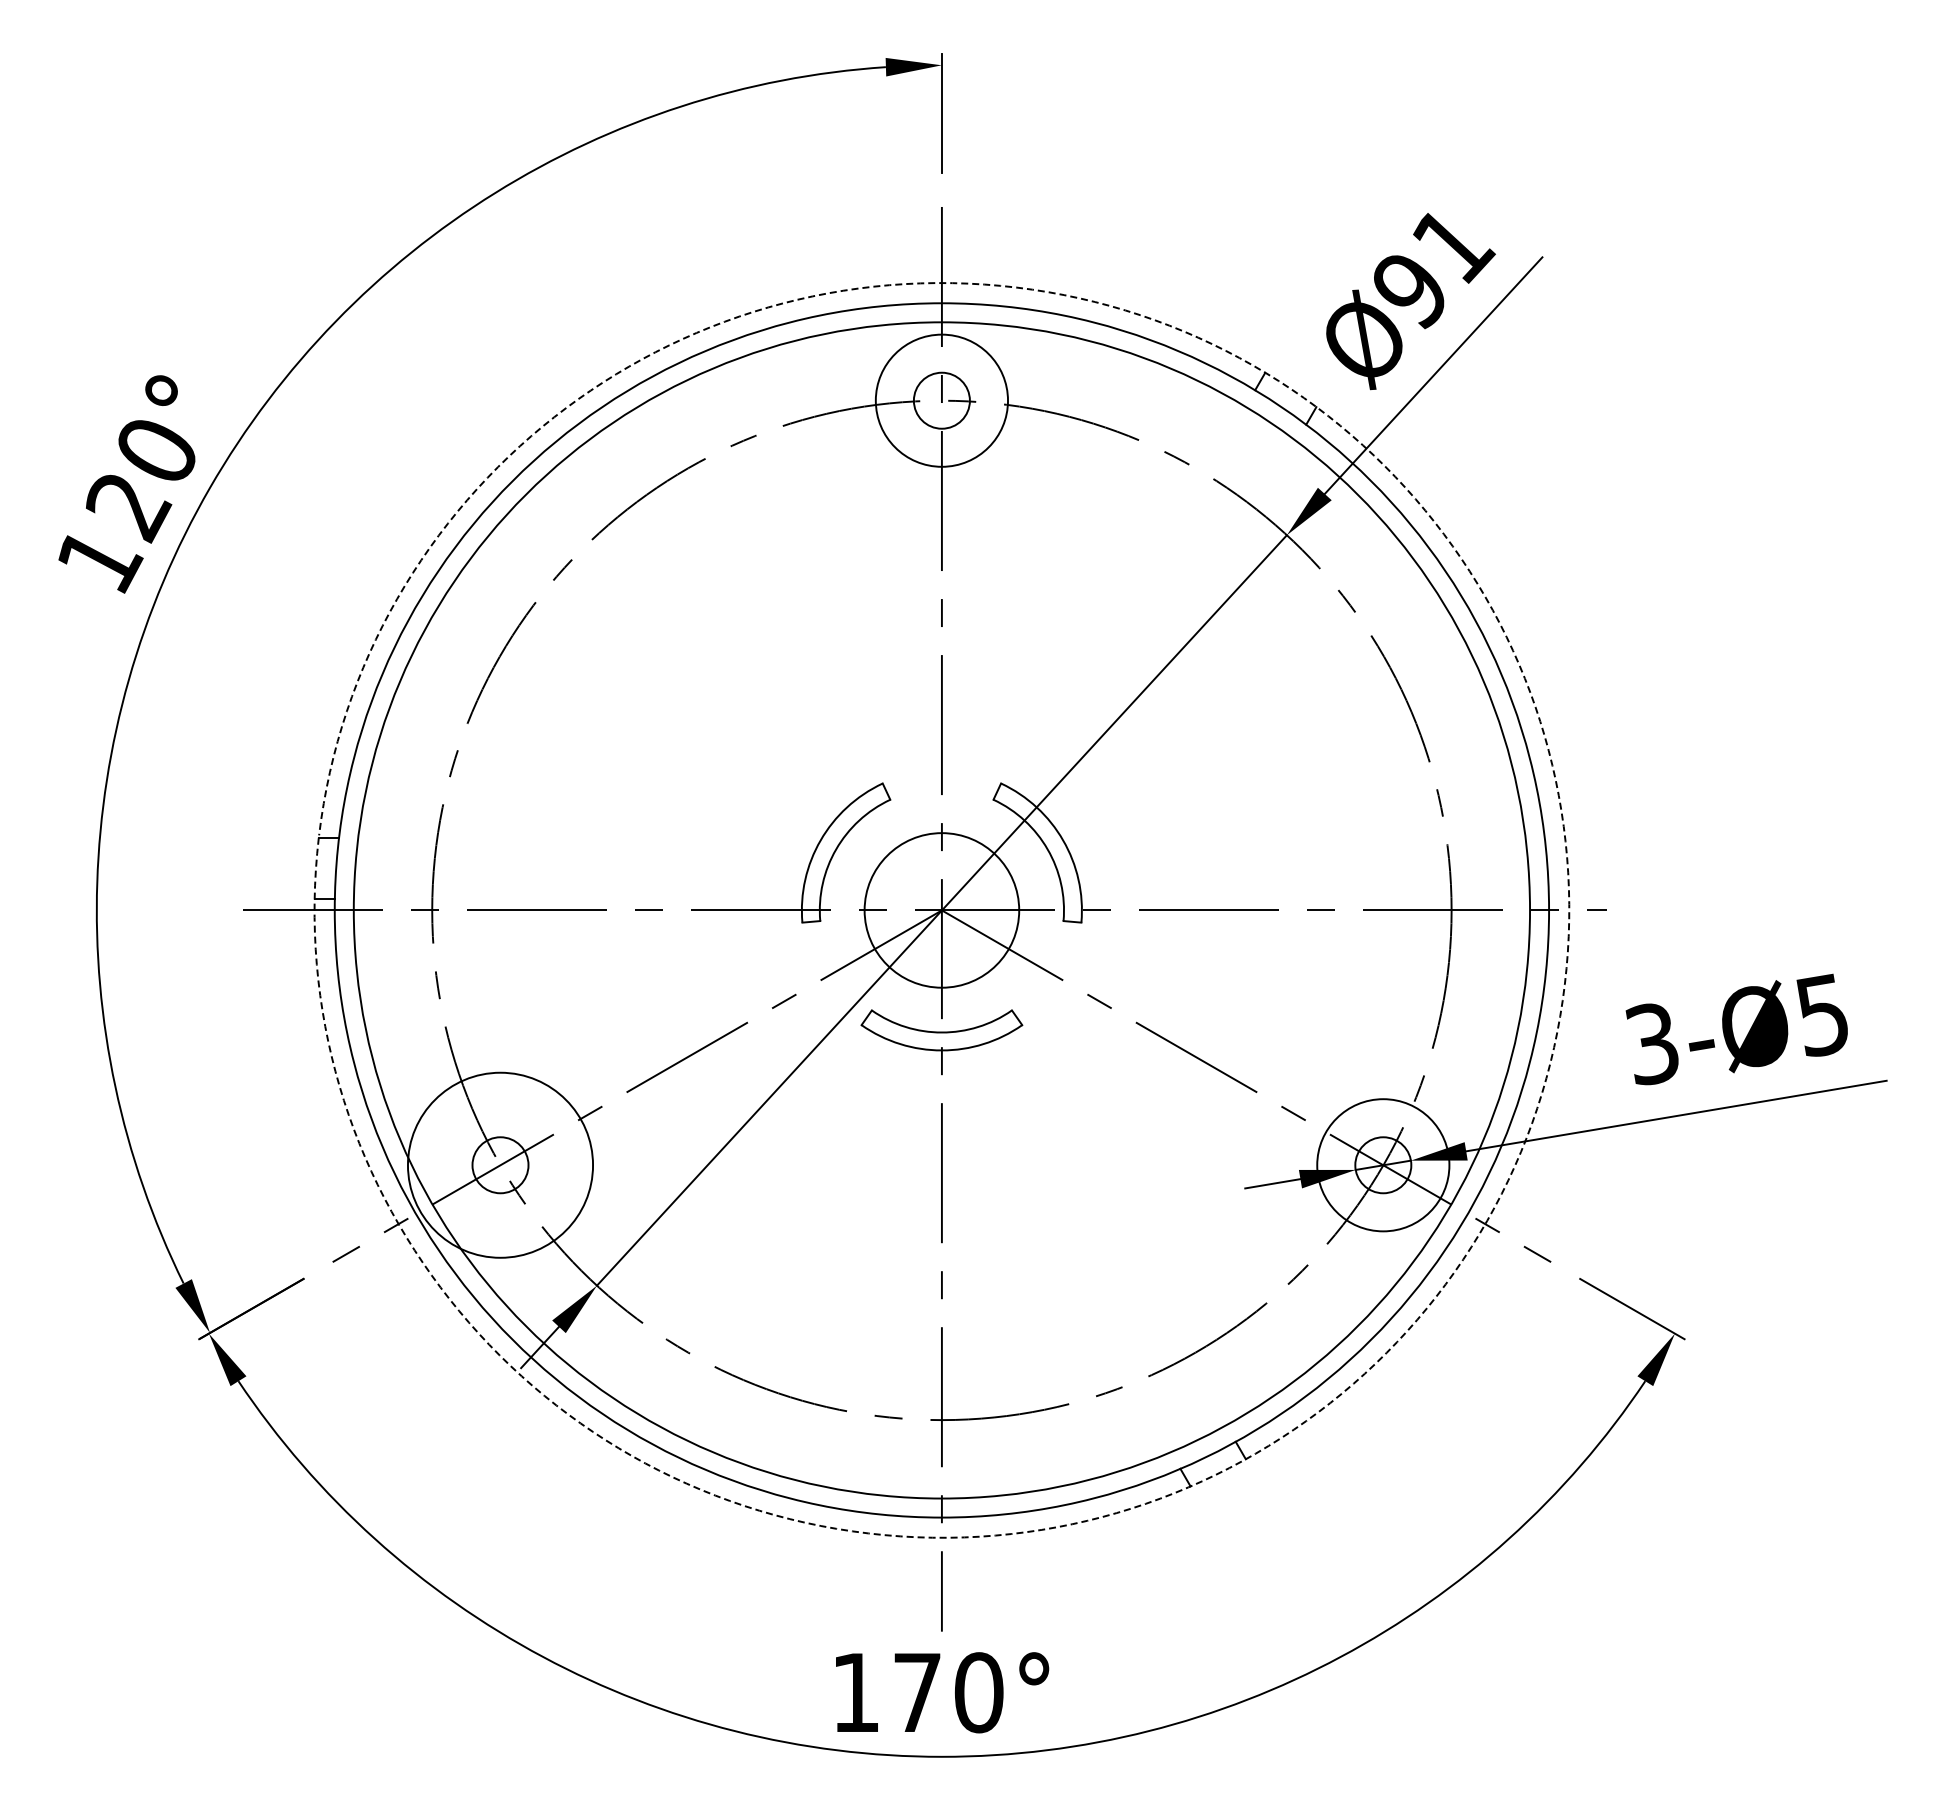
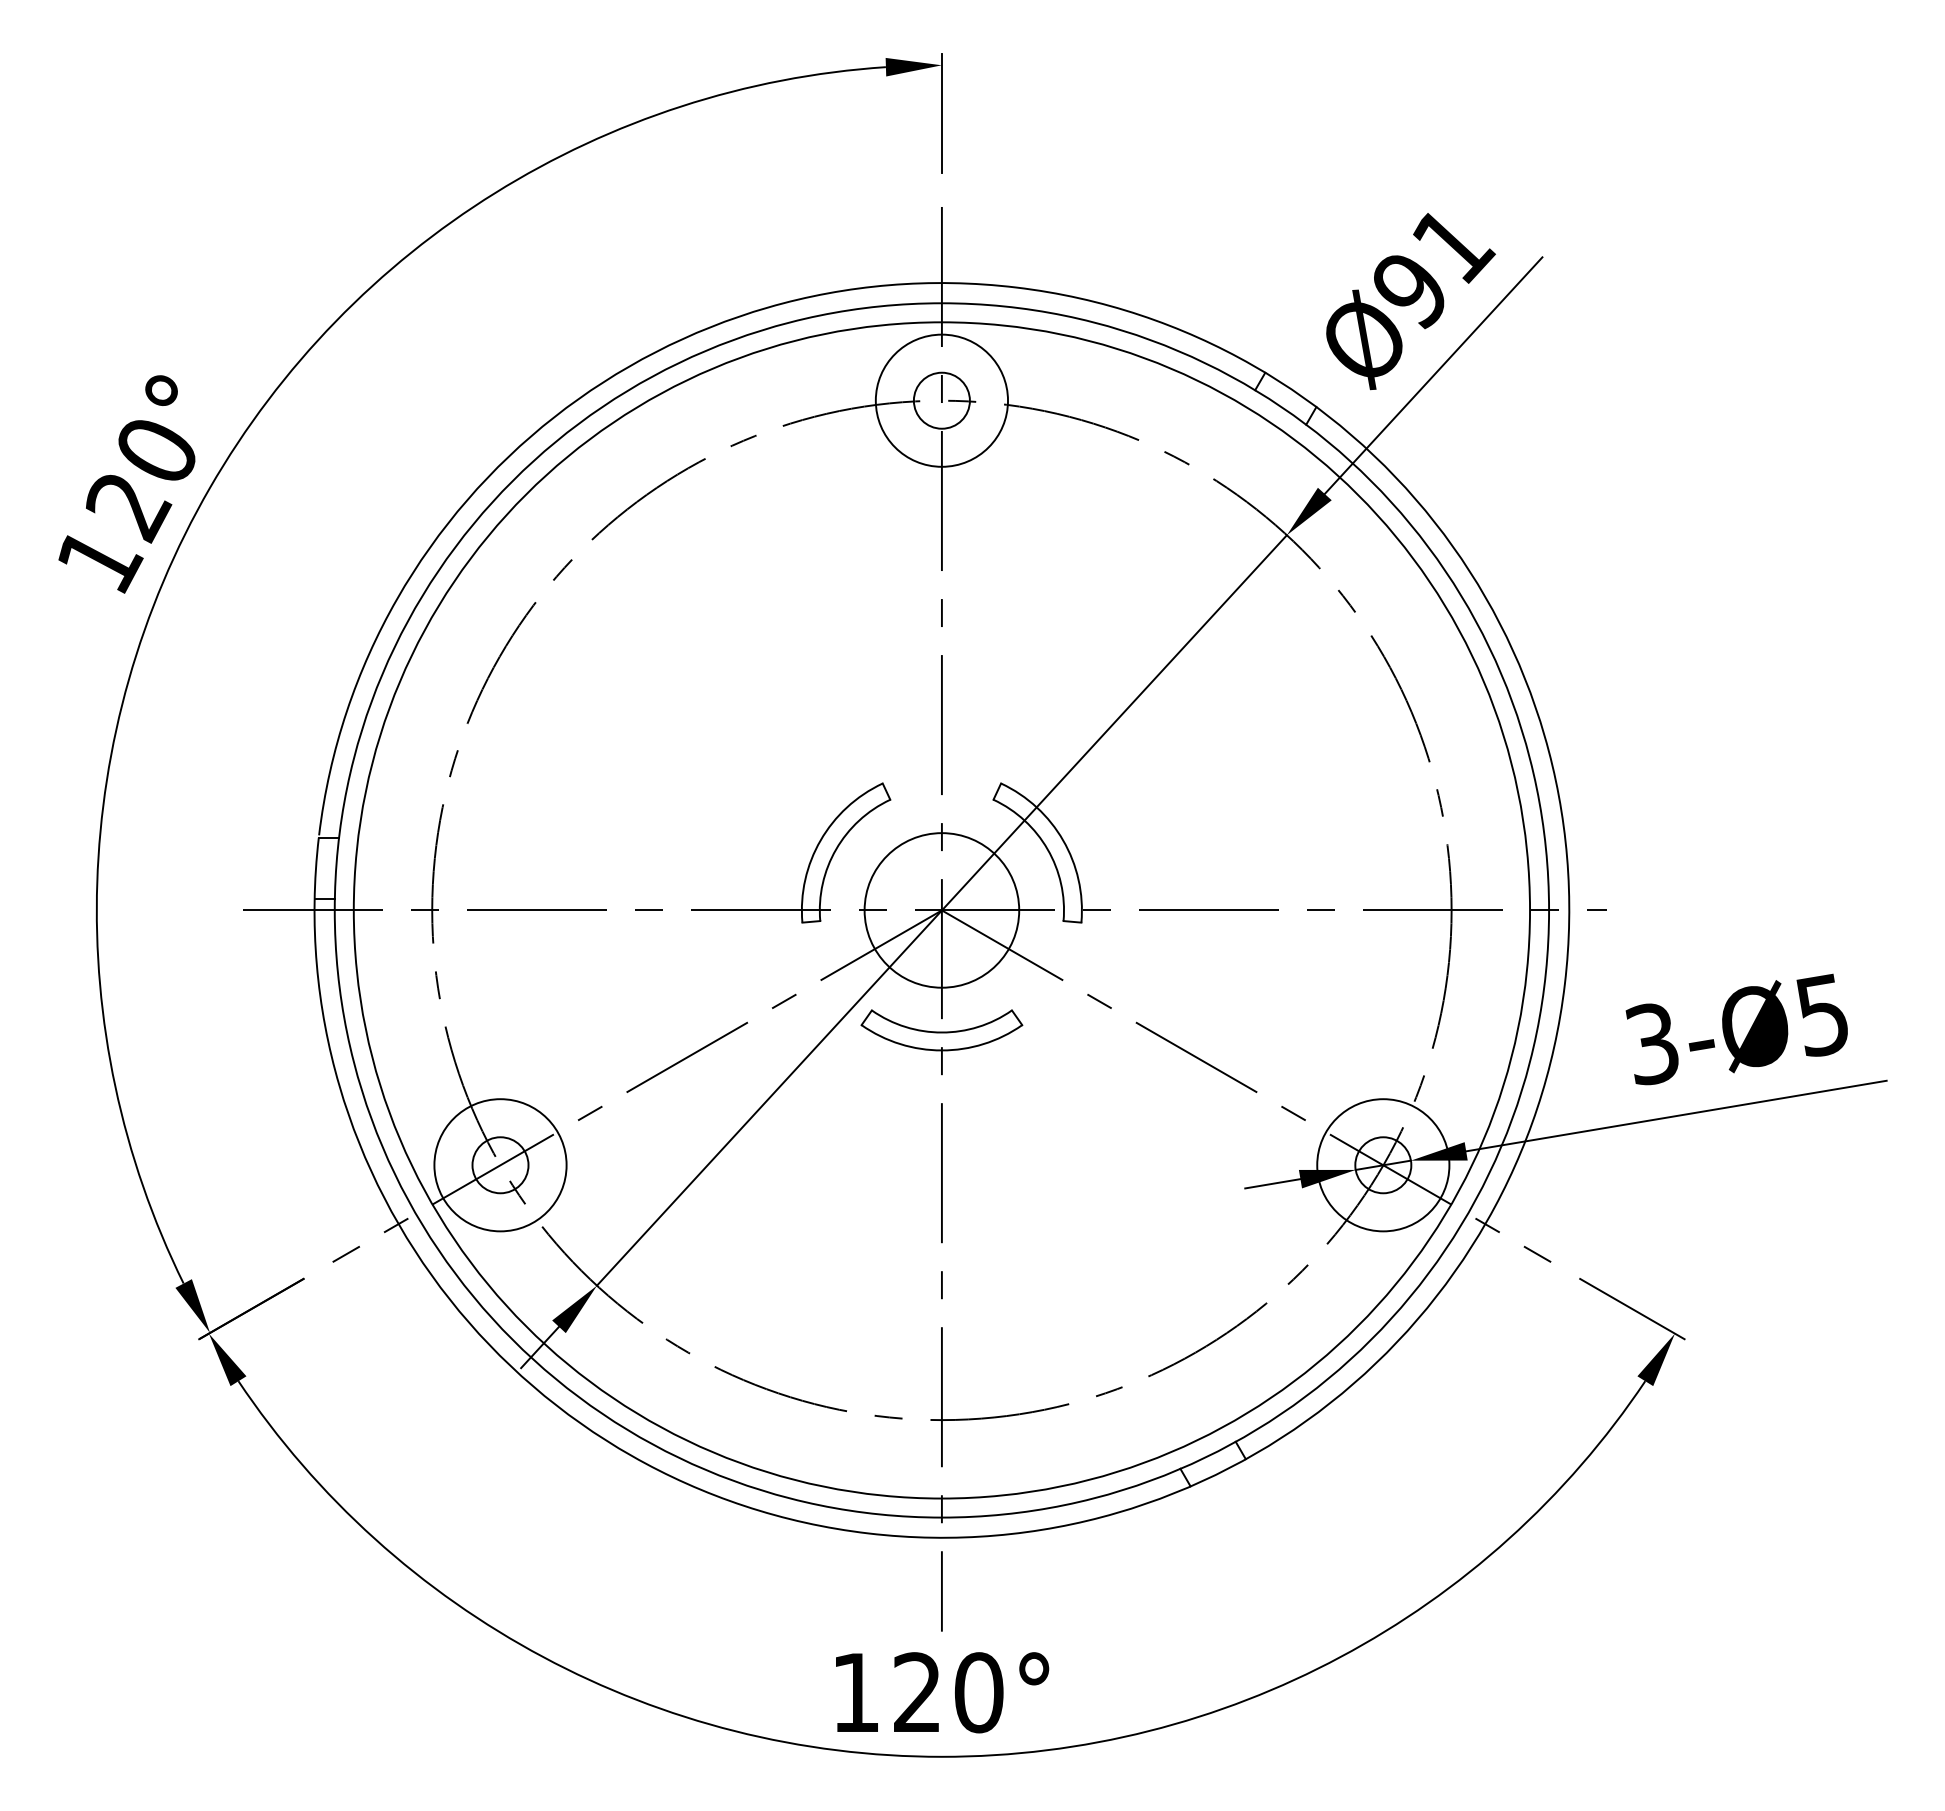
arc: dashed -> solid (1564, 984)
circle diameter: 185 px -> 132 px (500, 1165)
text: 170° -> 120° (917, 1691)
